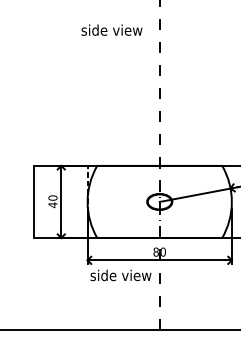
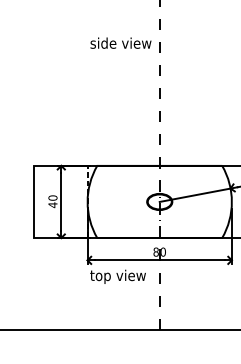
text position: (111, 29) -> (120, 42) (120, 42)
text: side view -> top view (120, 276)
